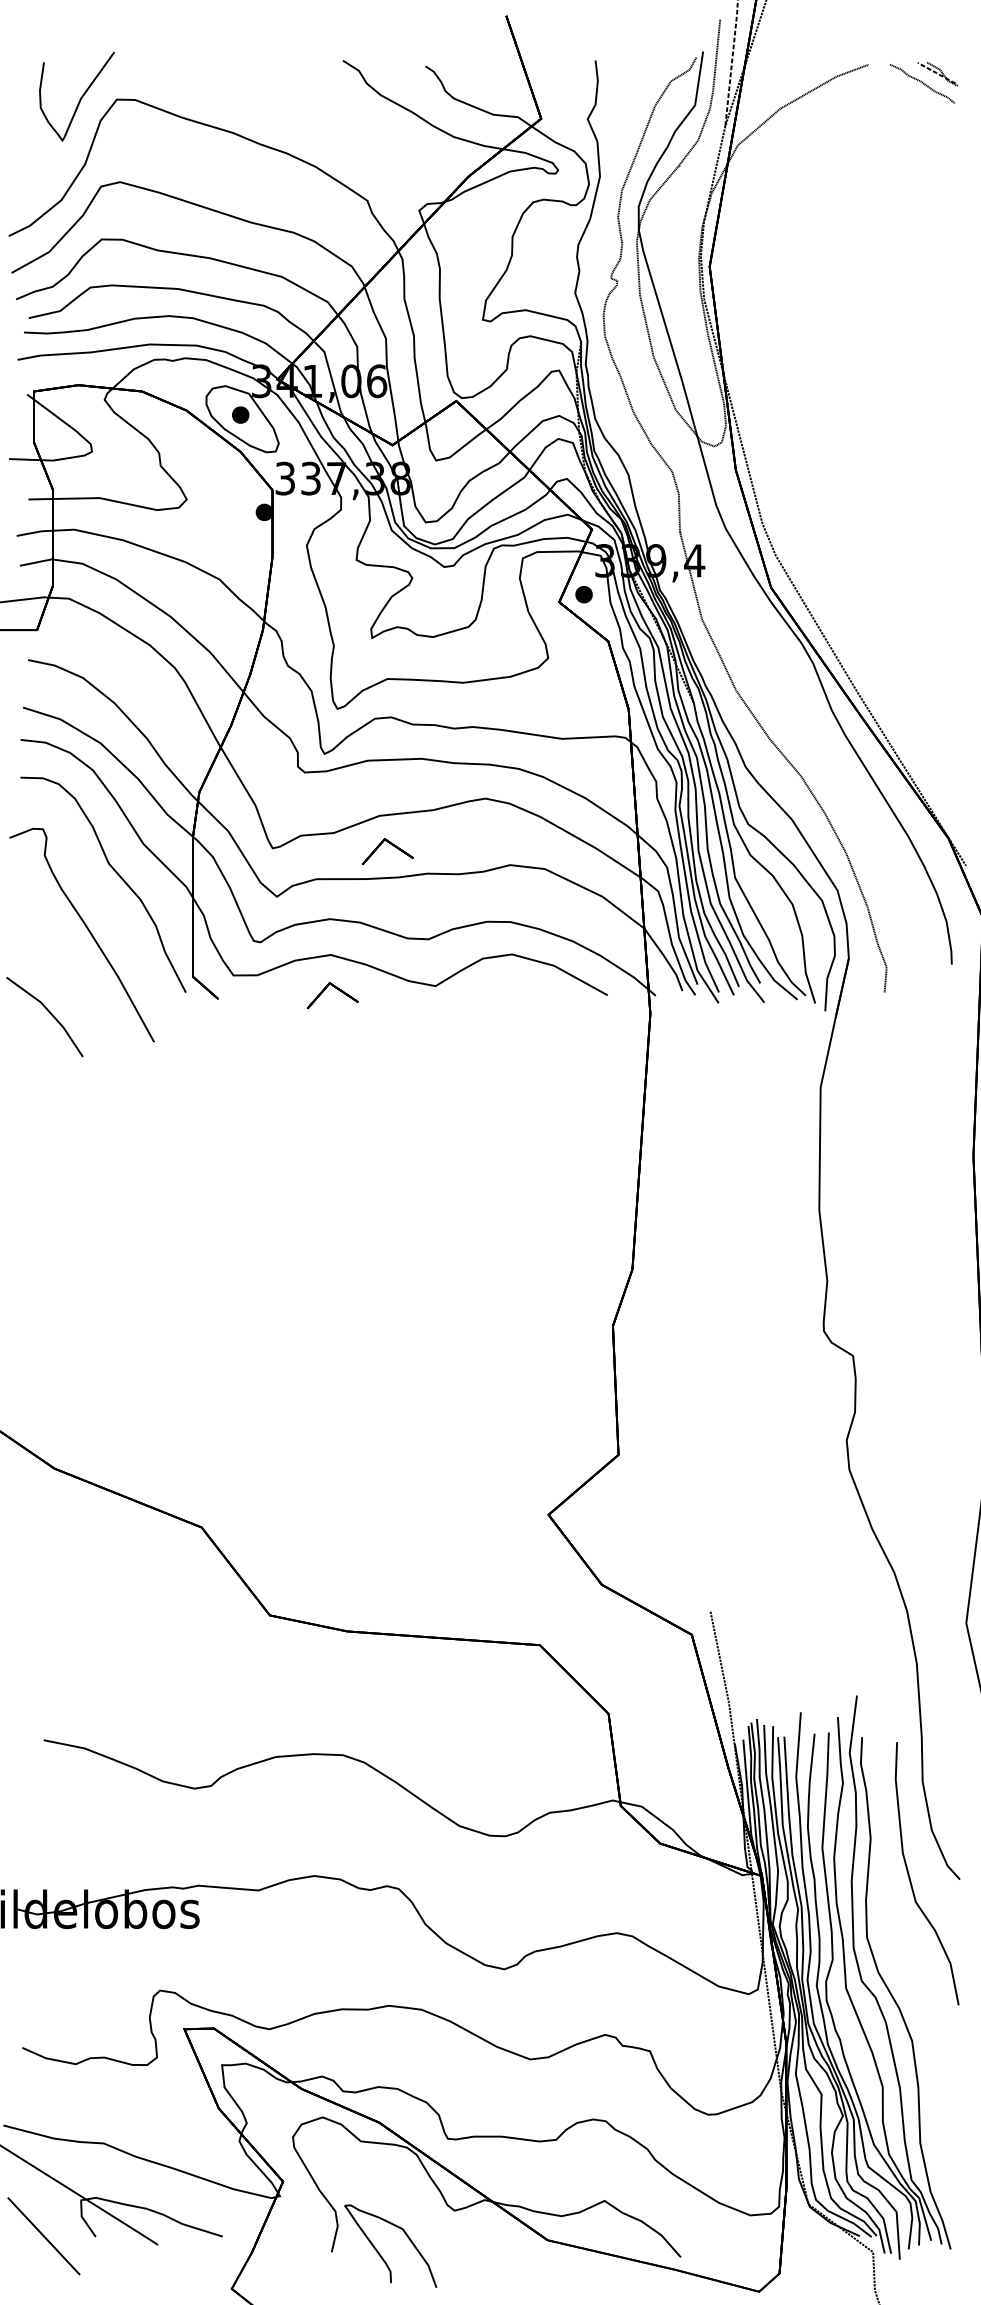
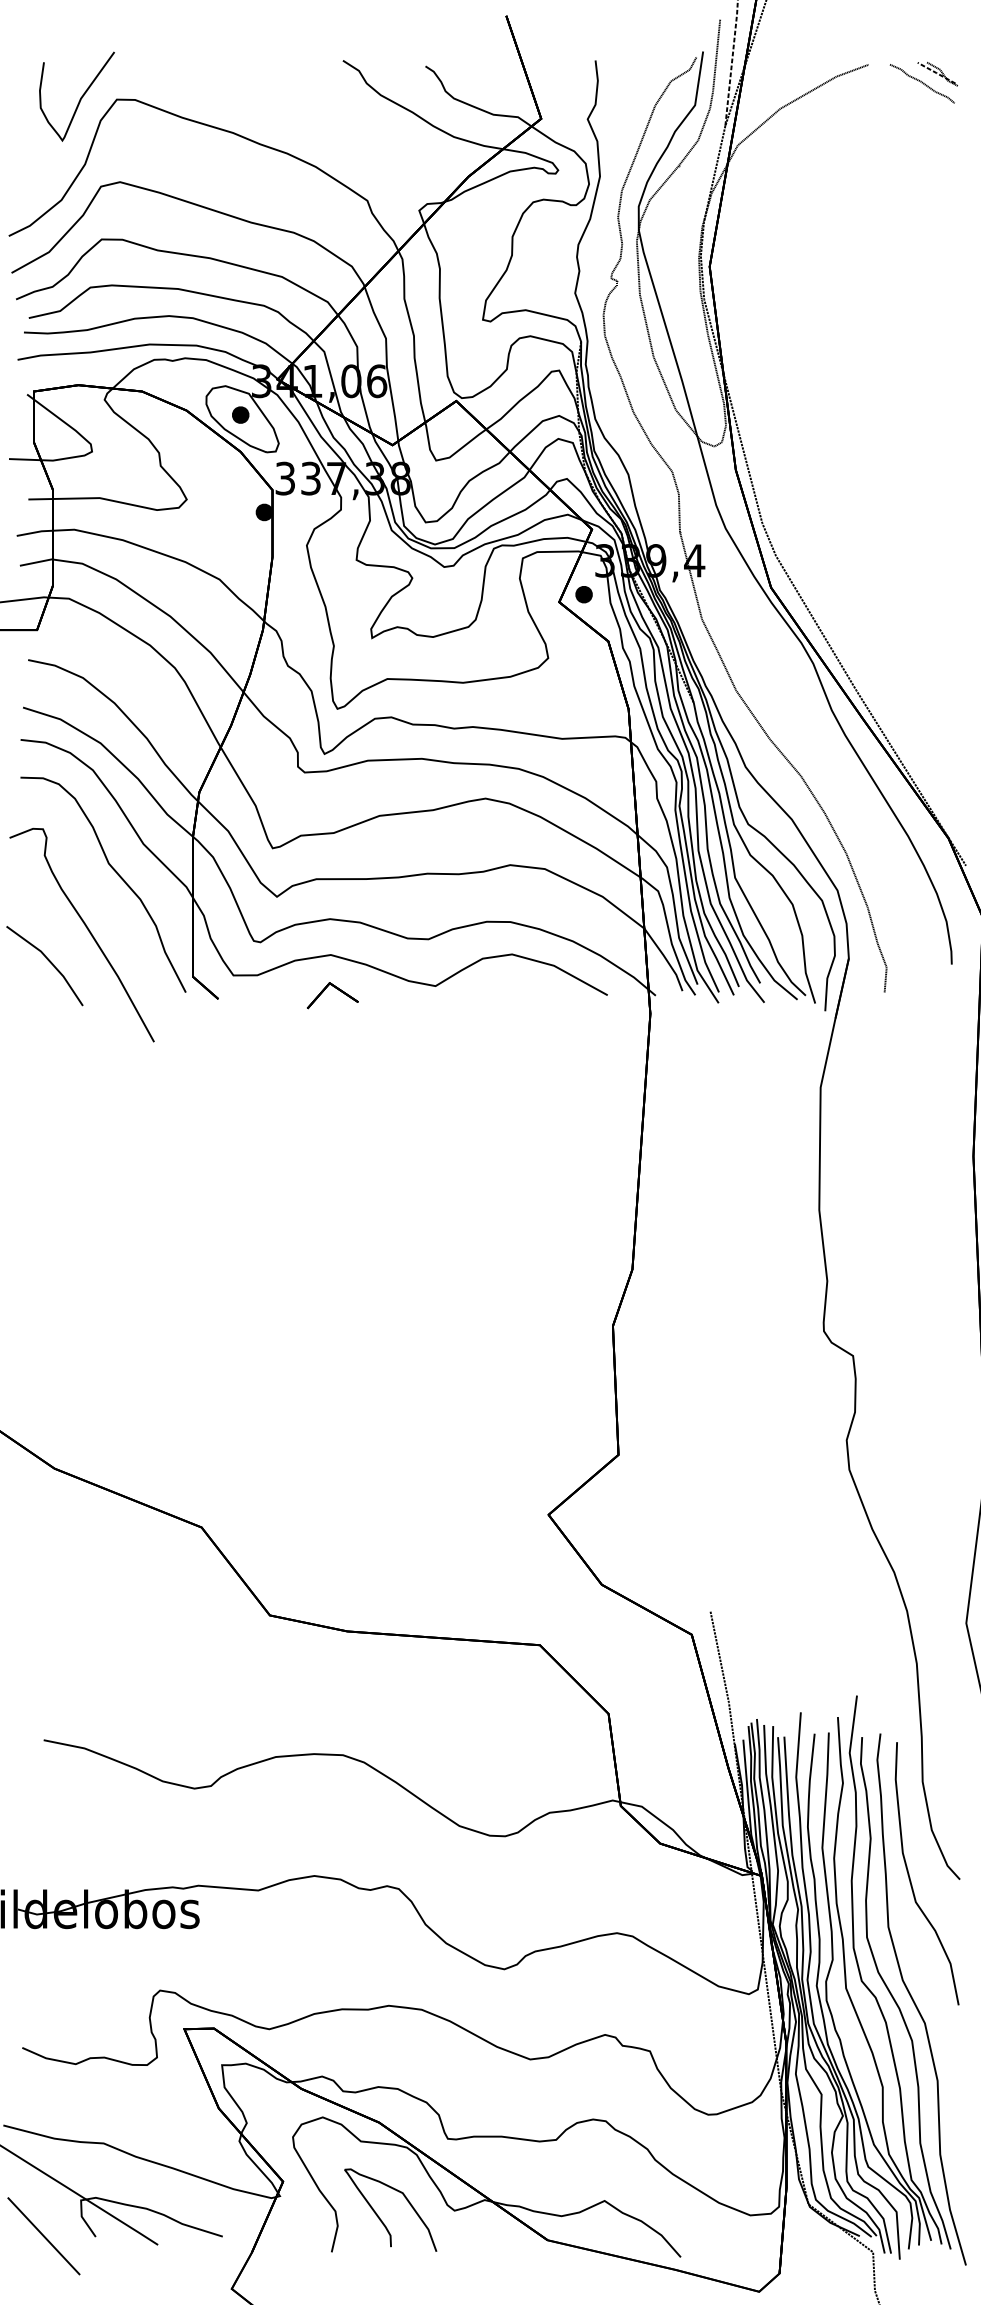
part: present -> none (390, 844)
part position: (48, 1012) -> (48, 961) (48, 961)
part: none -> present (915, 2002)
curve position: (379, 2252) -> (379, 2216) (379, 2216)
